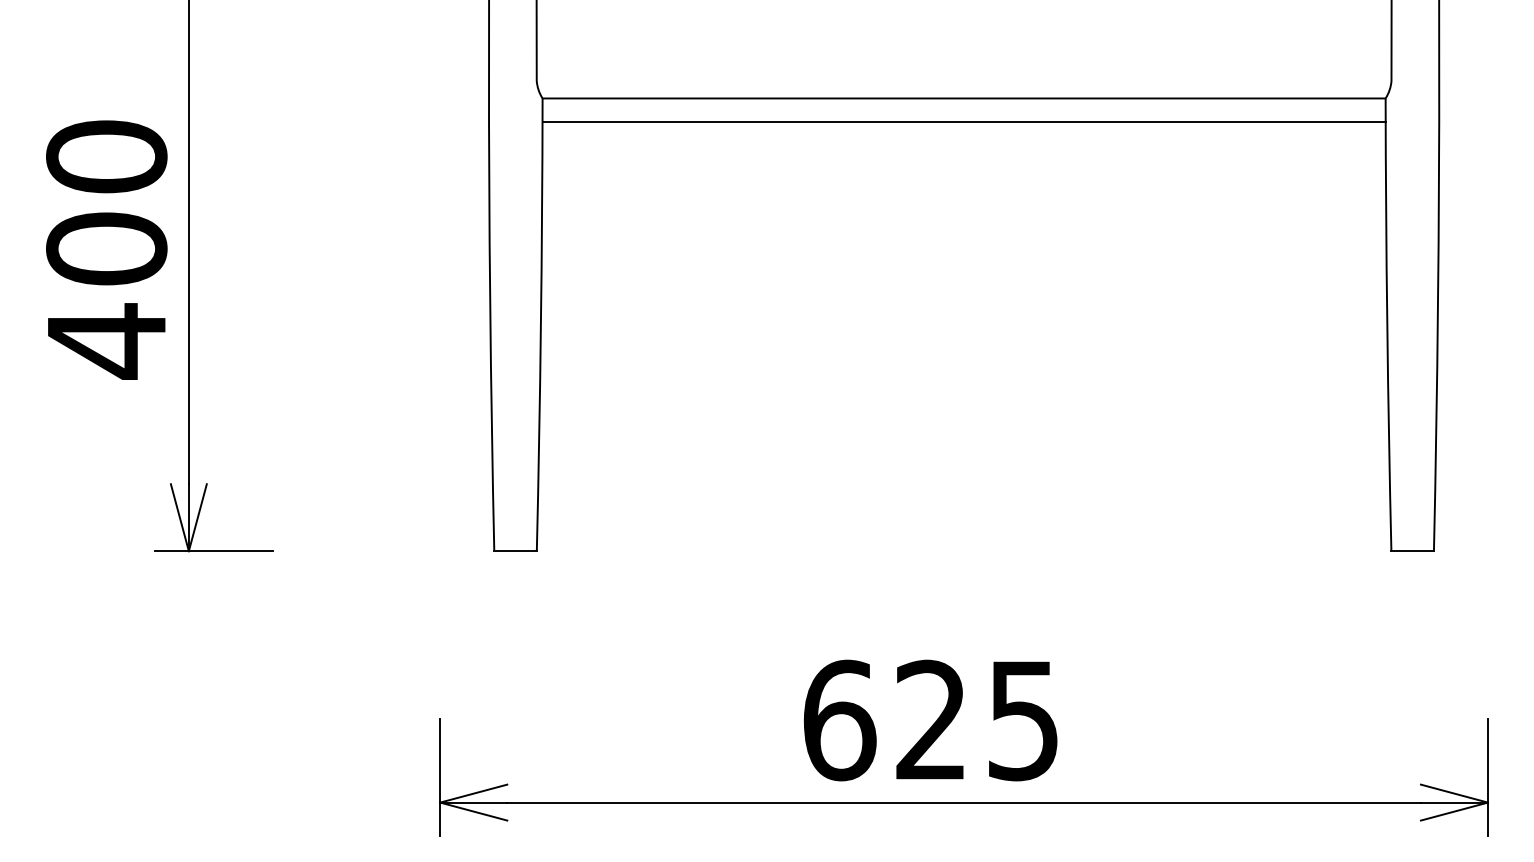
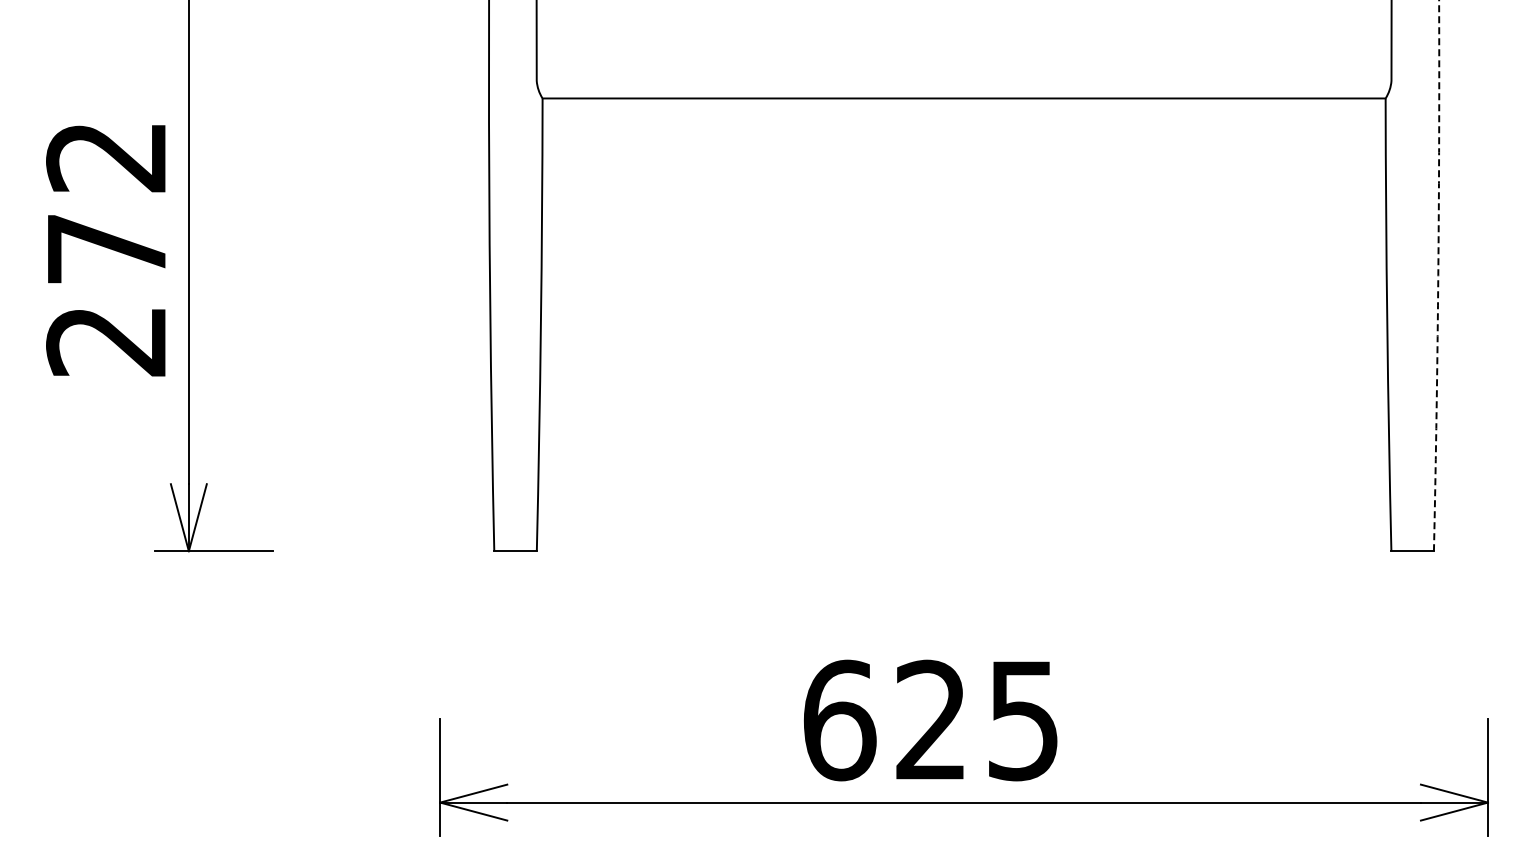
line: present -> none (963, 121)
text: 400 -> 272 (106, 249)
arc: solid -> dashed (1438, 276)
